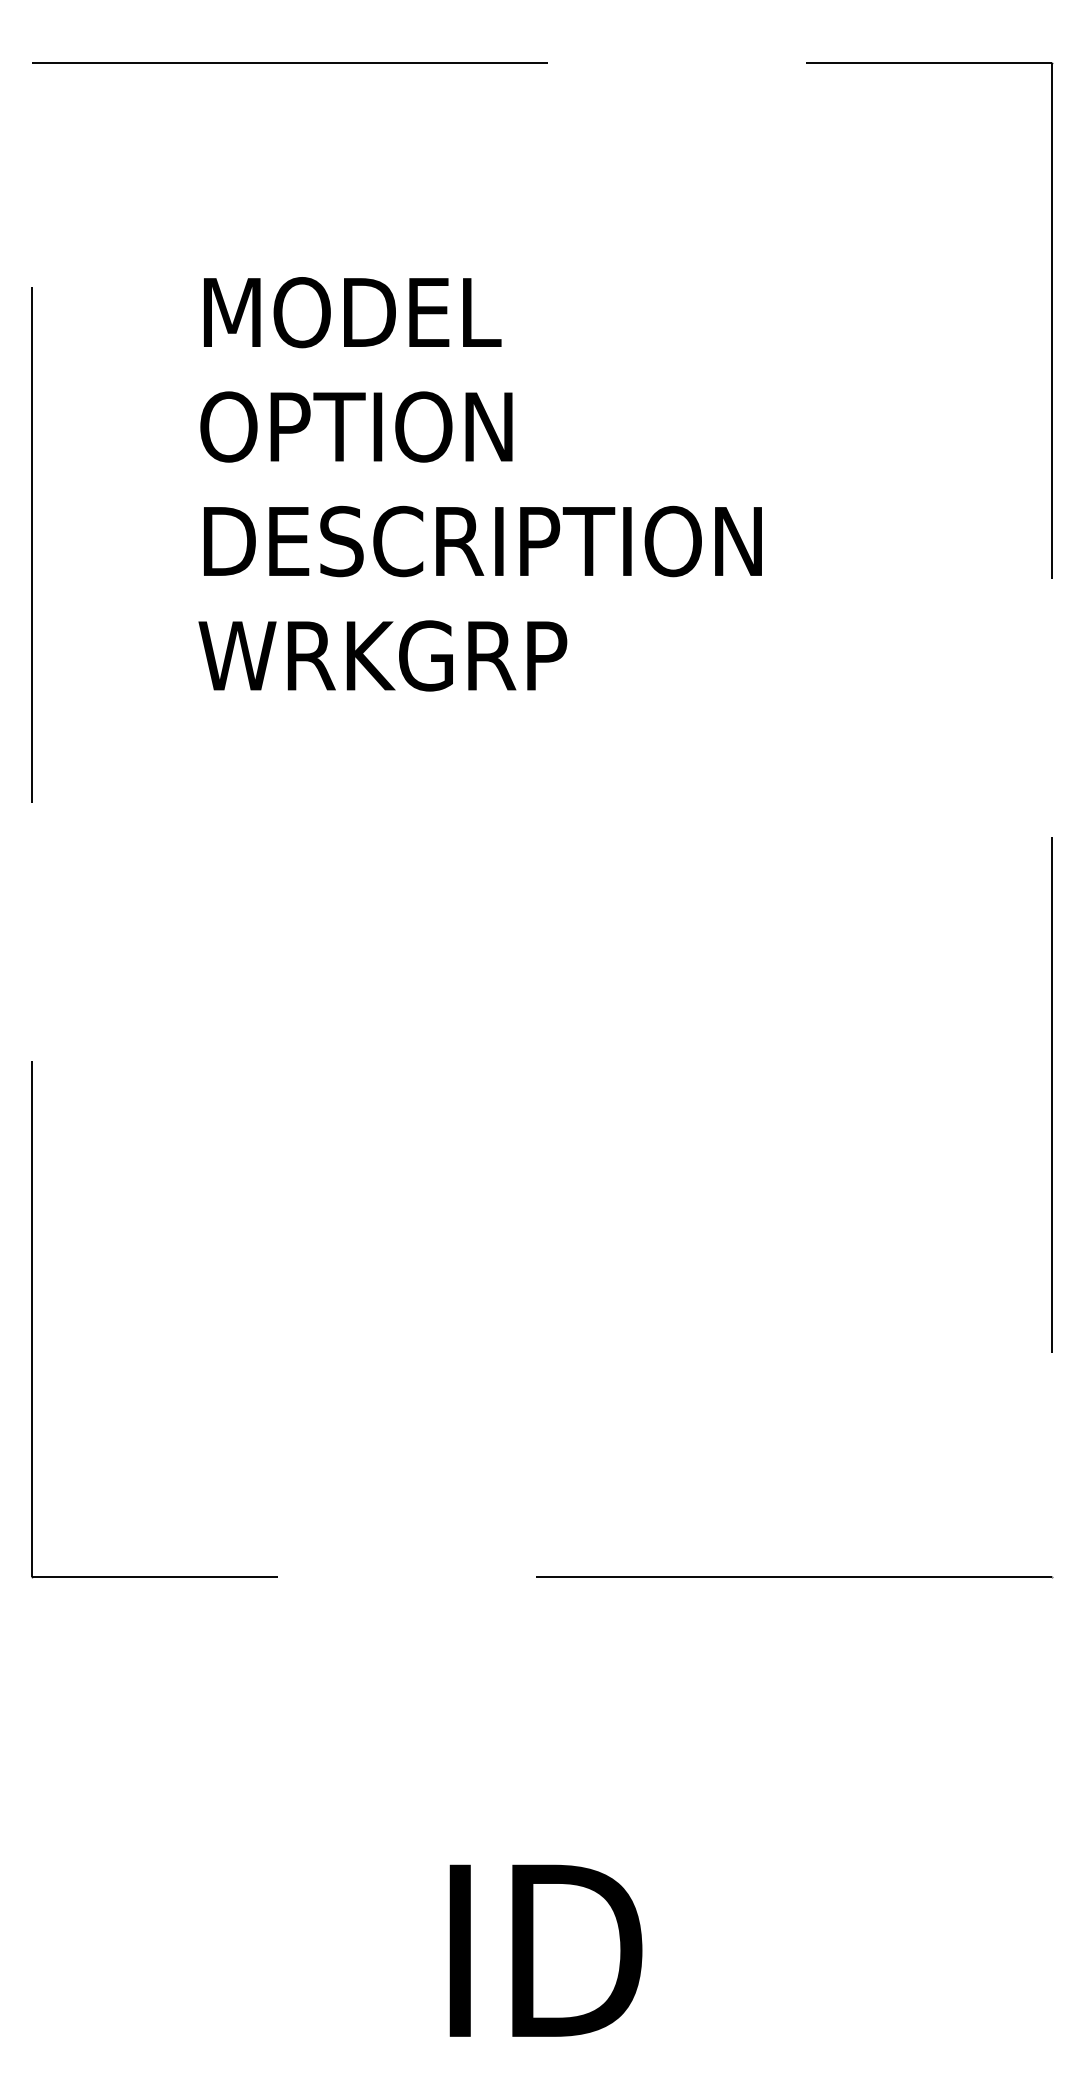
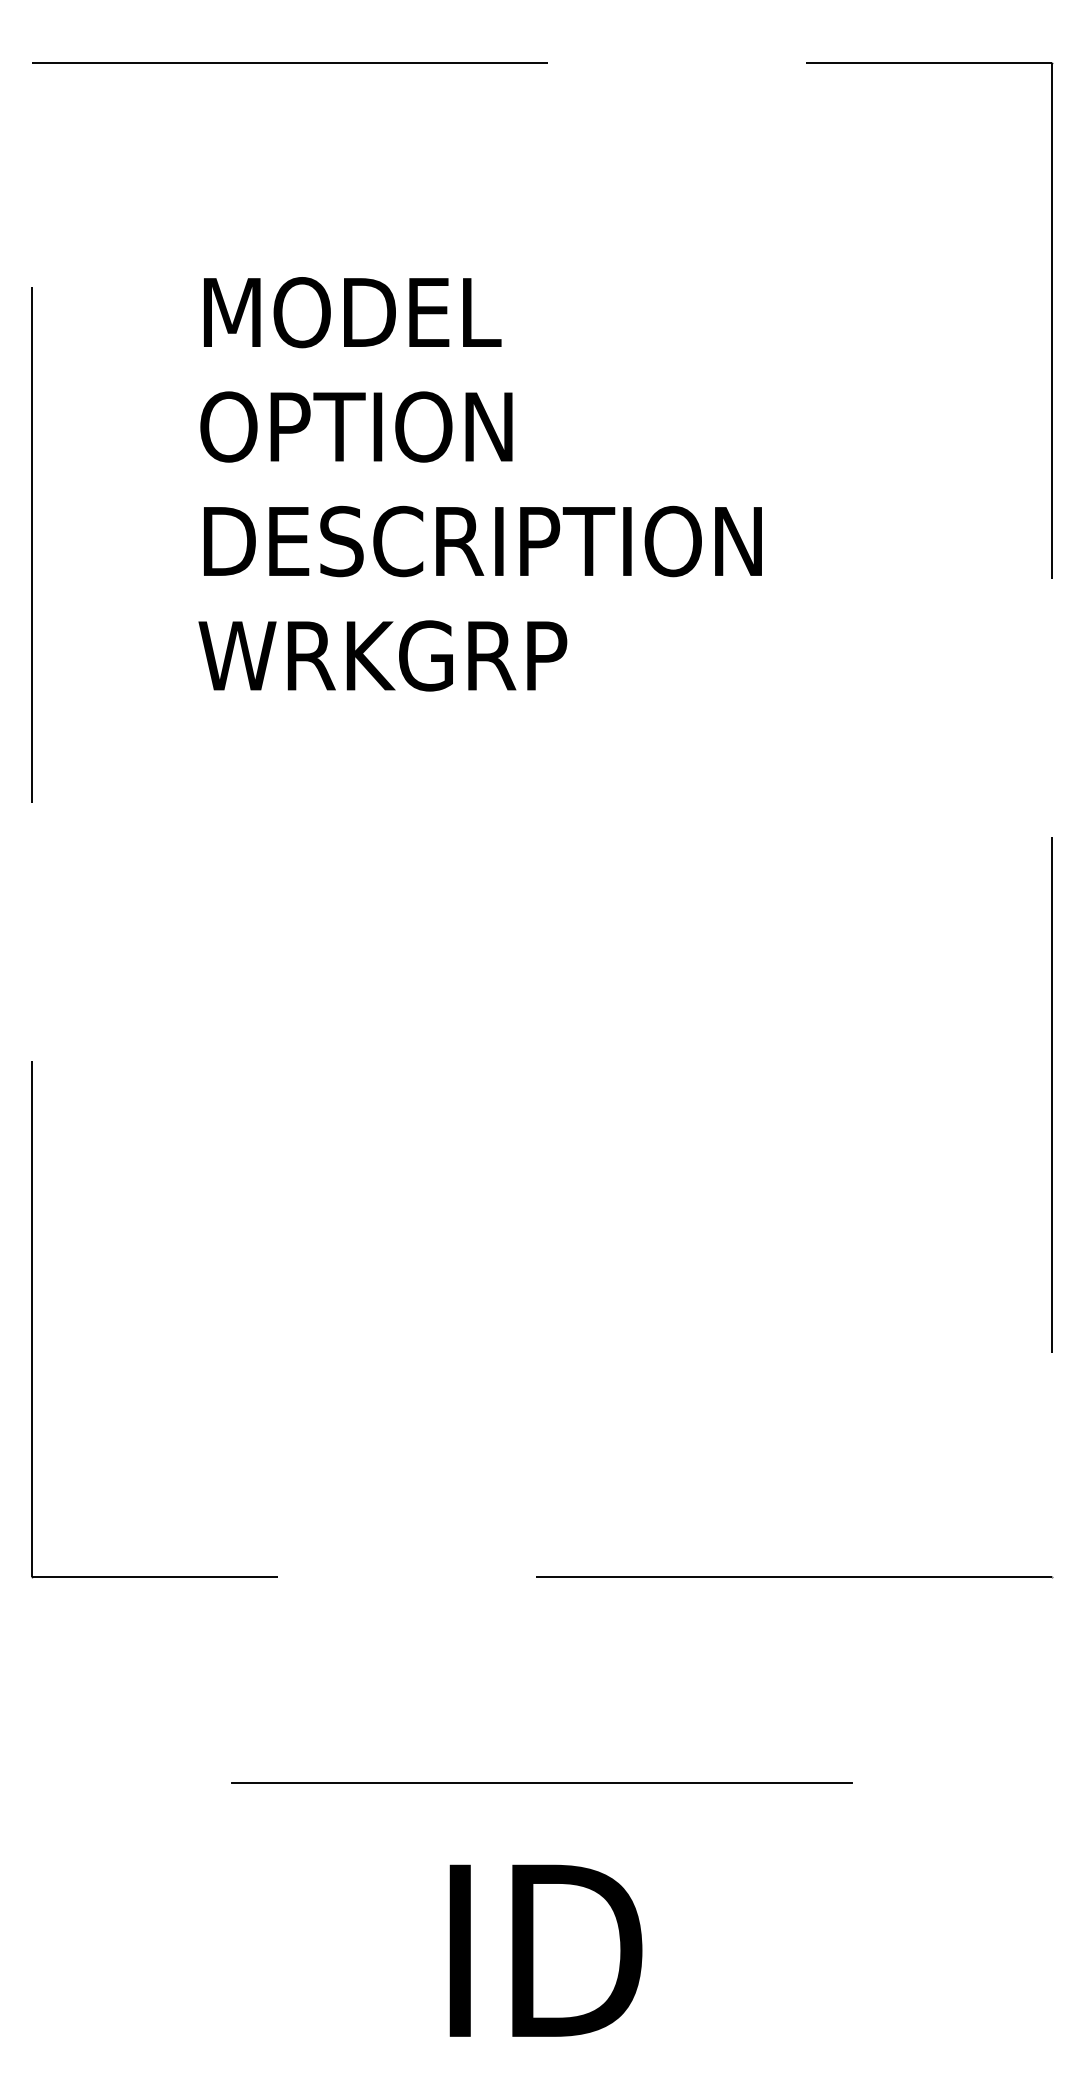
line: none -> present (541, 1783)
